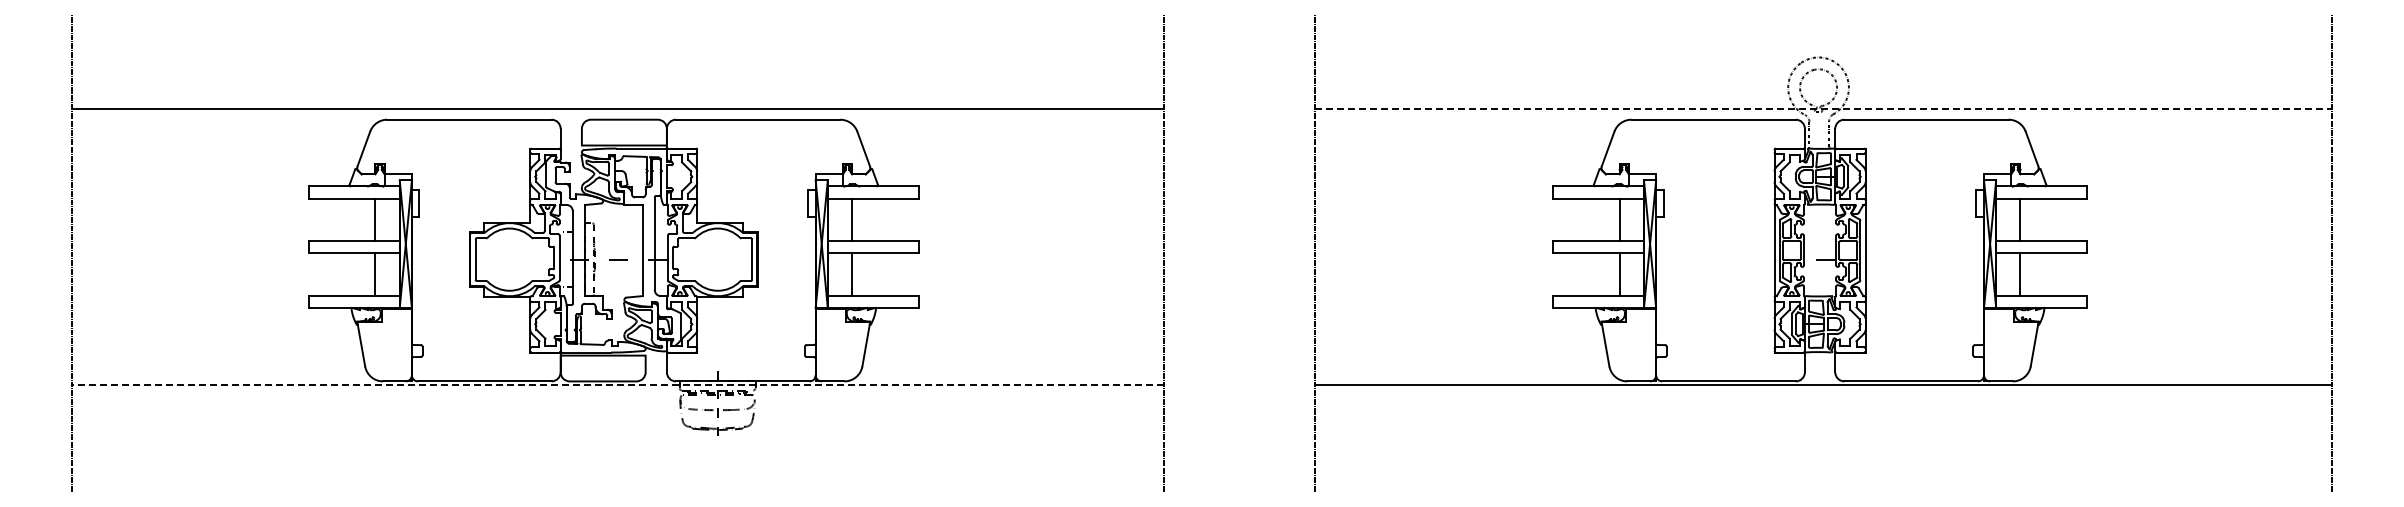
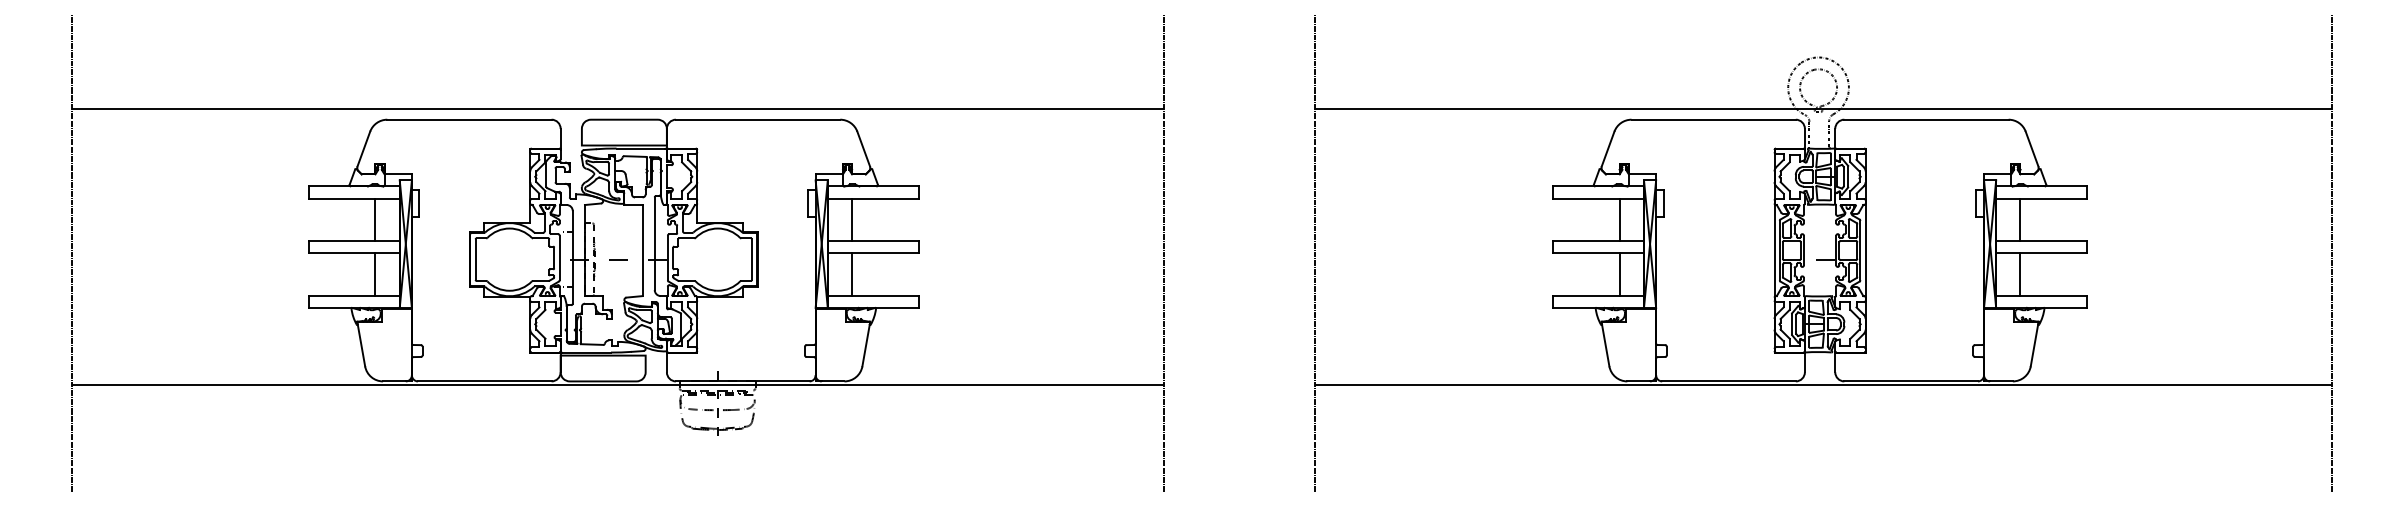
line: dashed -> solid (1824, 109)
line: dashed -> solid (617, 385)
